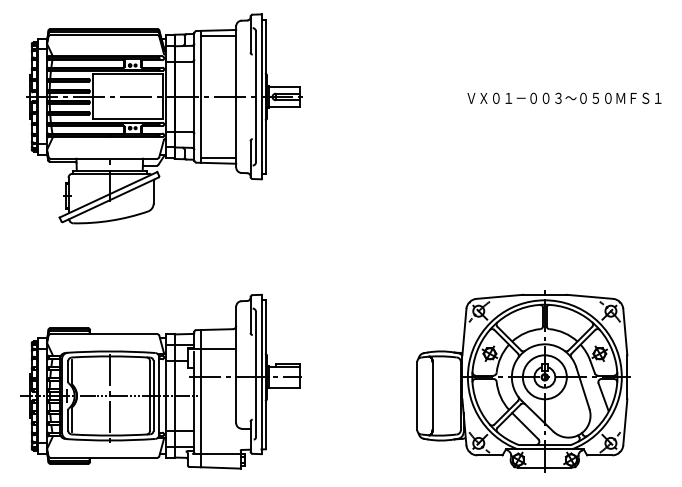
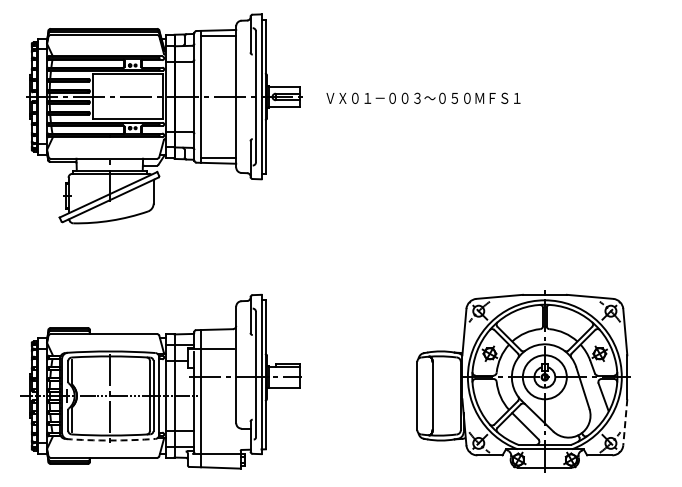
text position: (564, 97) -> (423, 97) (423, 97)
line: solid -> dashed (625, 422)
arc: solid -> dashed (110, 440)
